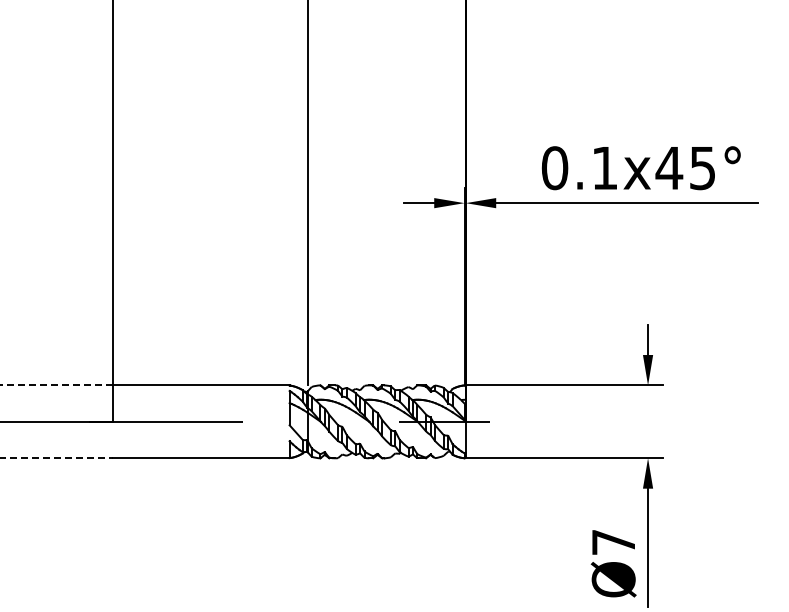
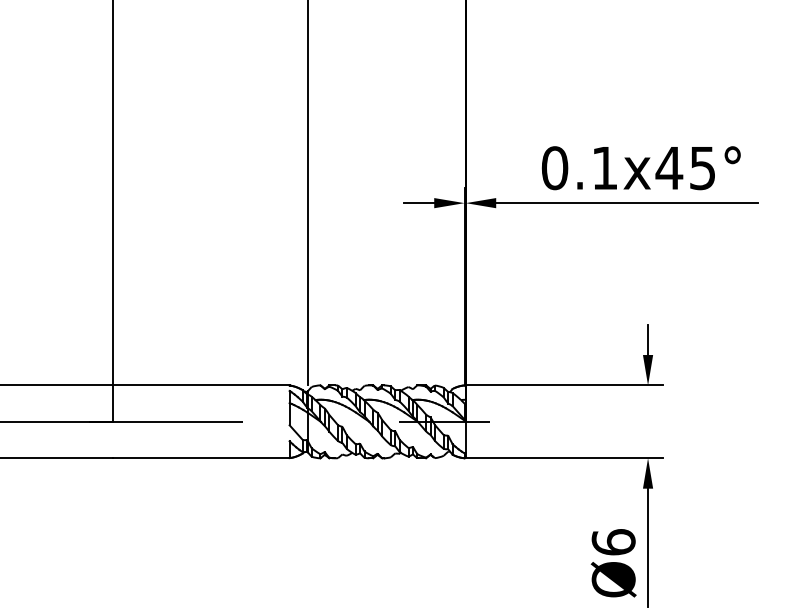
line: dashed -> solid (56, 385)
line: dashed -> solid (57, 458)
text: Ø7 -> Ø6 (613, 542)
